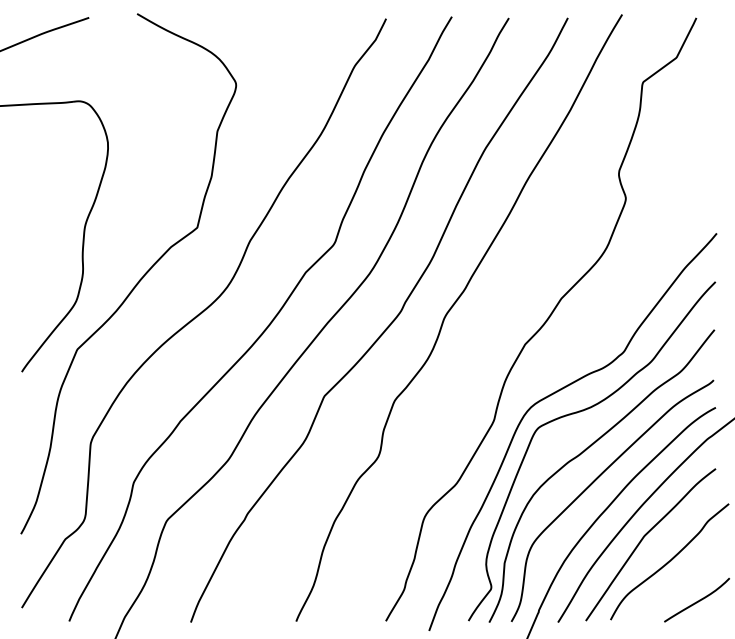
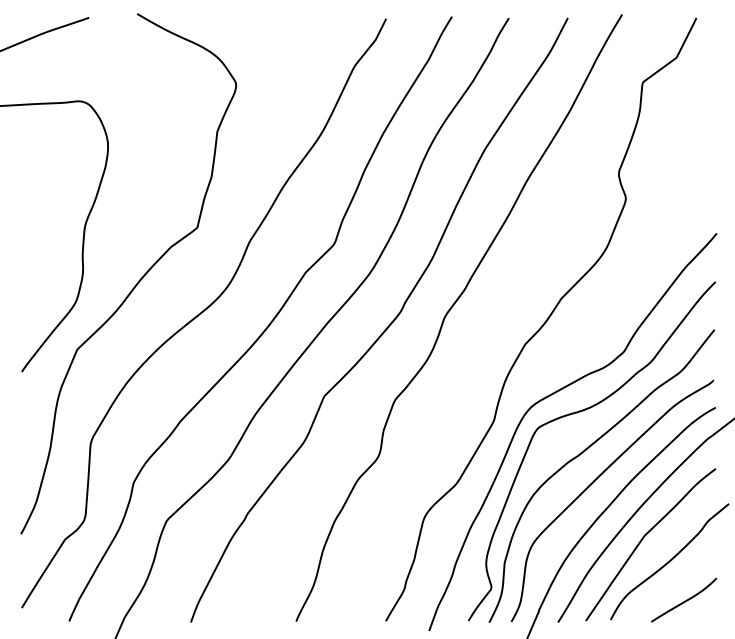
curve position: (697, 600) -> (684, 600) (684, 600)
